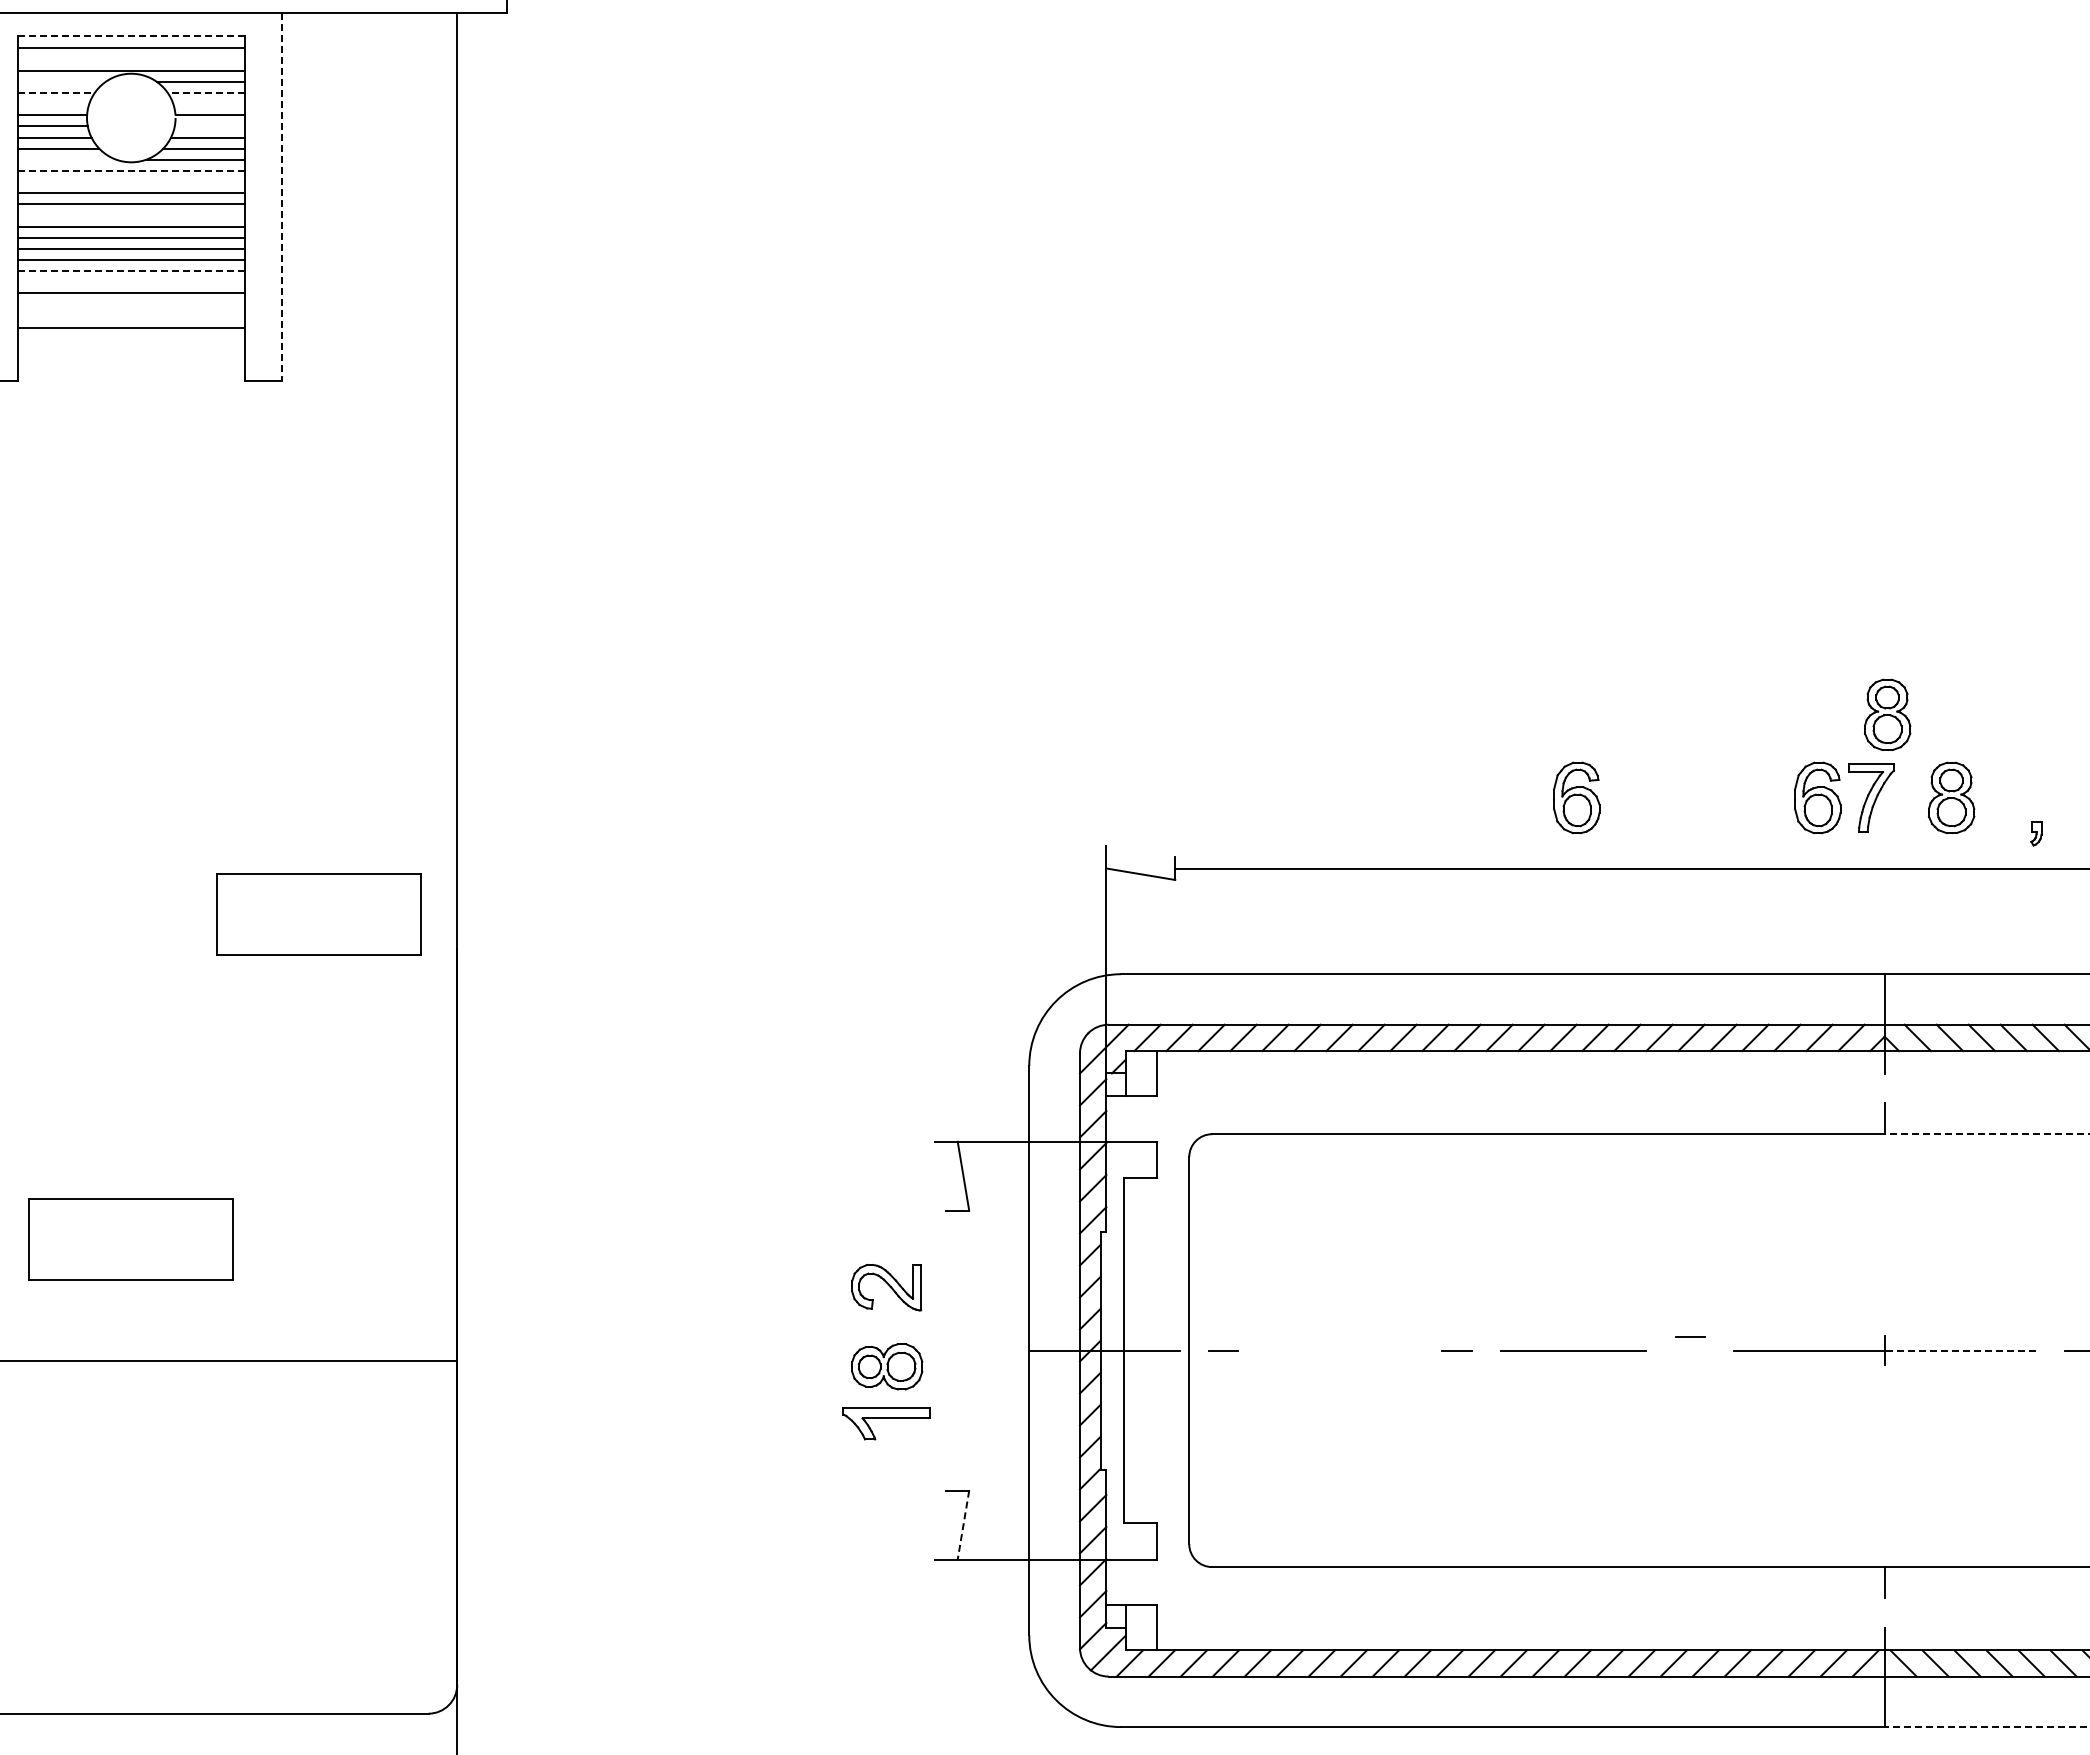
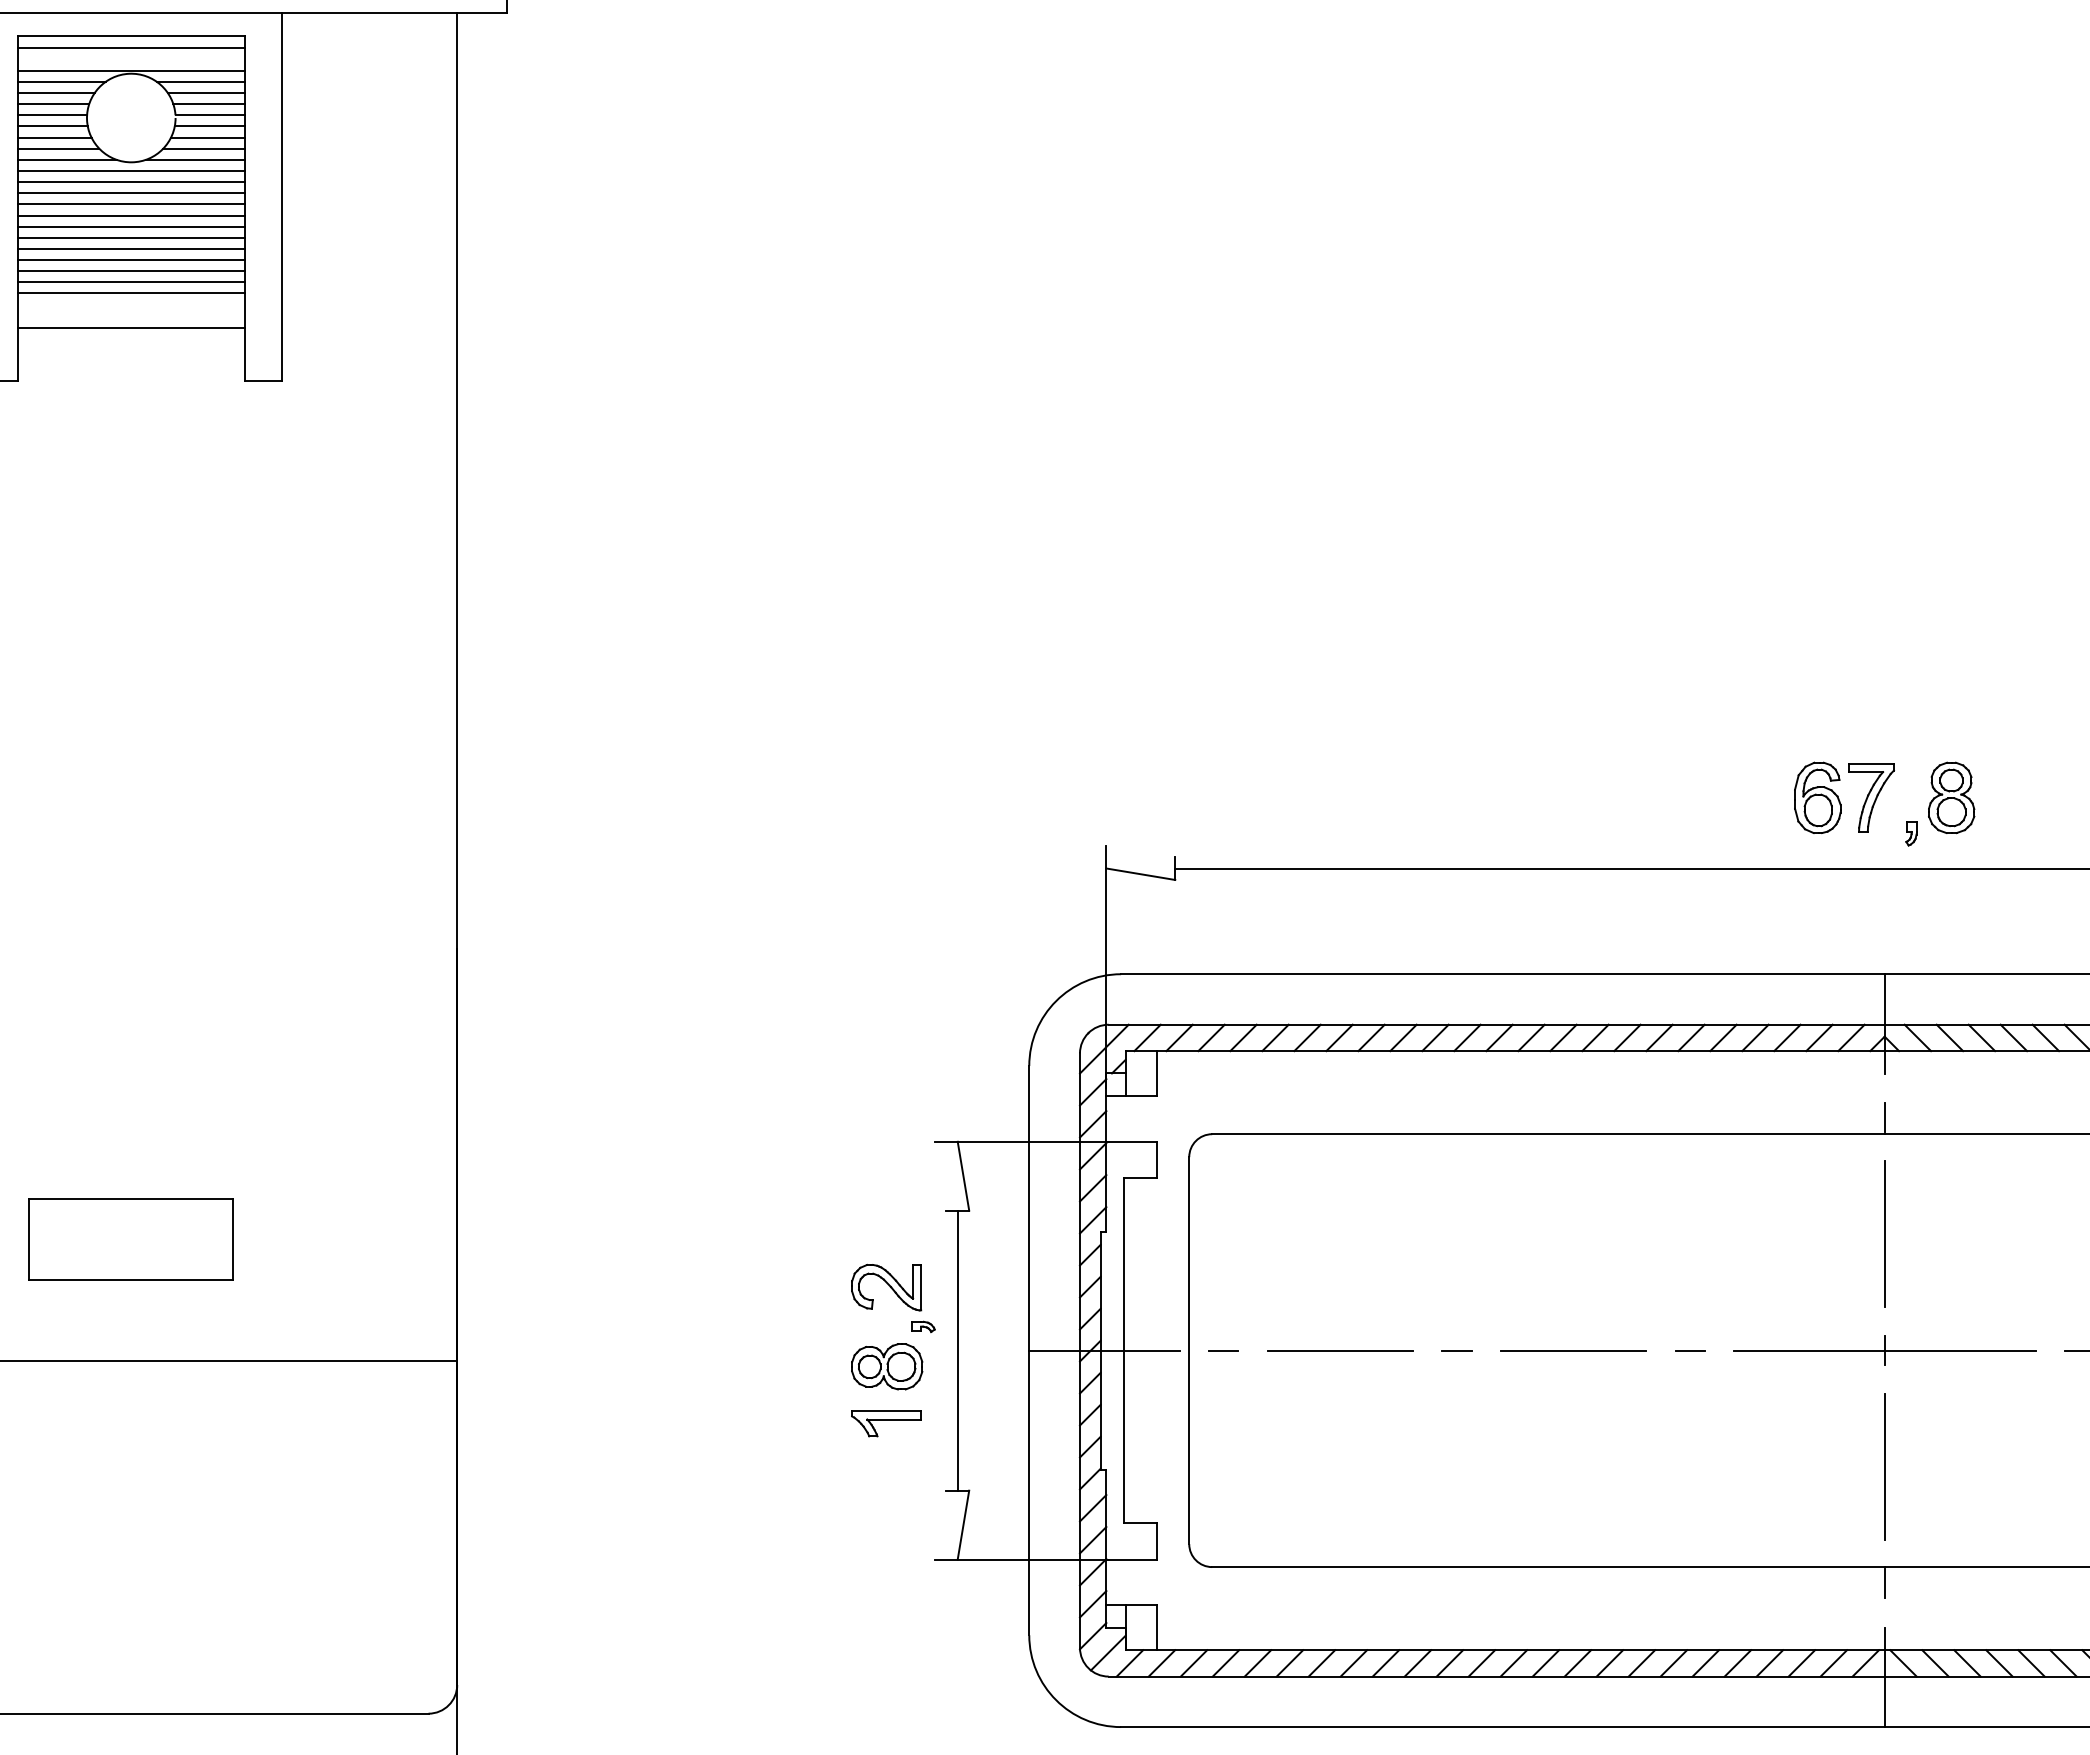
line: dashed -> solid (131, 36)
line: none -> present (61, 81)
line: dashed -> solid (56, 93)
line: dashed -> solid (206, 93)
line: none -> present (53, 104)
line: none -> present (208, 104)
line: none -> present (209, 126)
line: none -> present (66, 159)
line: dashed -> solid (131, 170)
line: none -> present (130, 182)
line: dashed -> solid (281, 196)
line: none -> present (130, 215)
line: dashed -> solid (131, 271)
line: none -> present (130, 282)
part: present -> none (1887, 714)
part: present -> none (1576, 797)
part position: (2036, 833) -> (1911, 833) (1911, 833)
part: present -> none (318, 914)
line: dashed -> solid (1986, 1134)
line: none -> present (1884, 1233)
part: none -> present (923, 1326)
line position: (1690, 1336) -> (1690, 1350) (1690, 1350)
line: none -> present (957, 1350)
line: none -> present (1340, 1350)
line: dashed -> solid (1959, 1350)
part size: 89x34 px -> 71x28 px (886, 1423)
line: none -> present (1884, 1466)
line: dashed -> solid (963, 1525)
line: dashed -> solid (1986, 1727)
